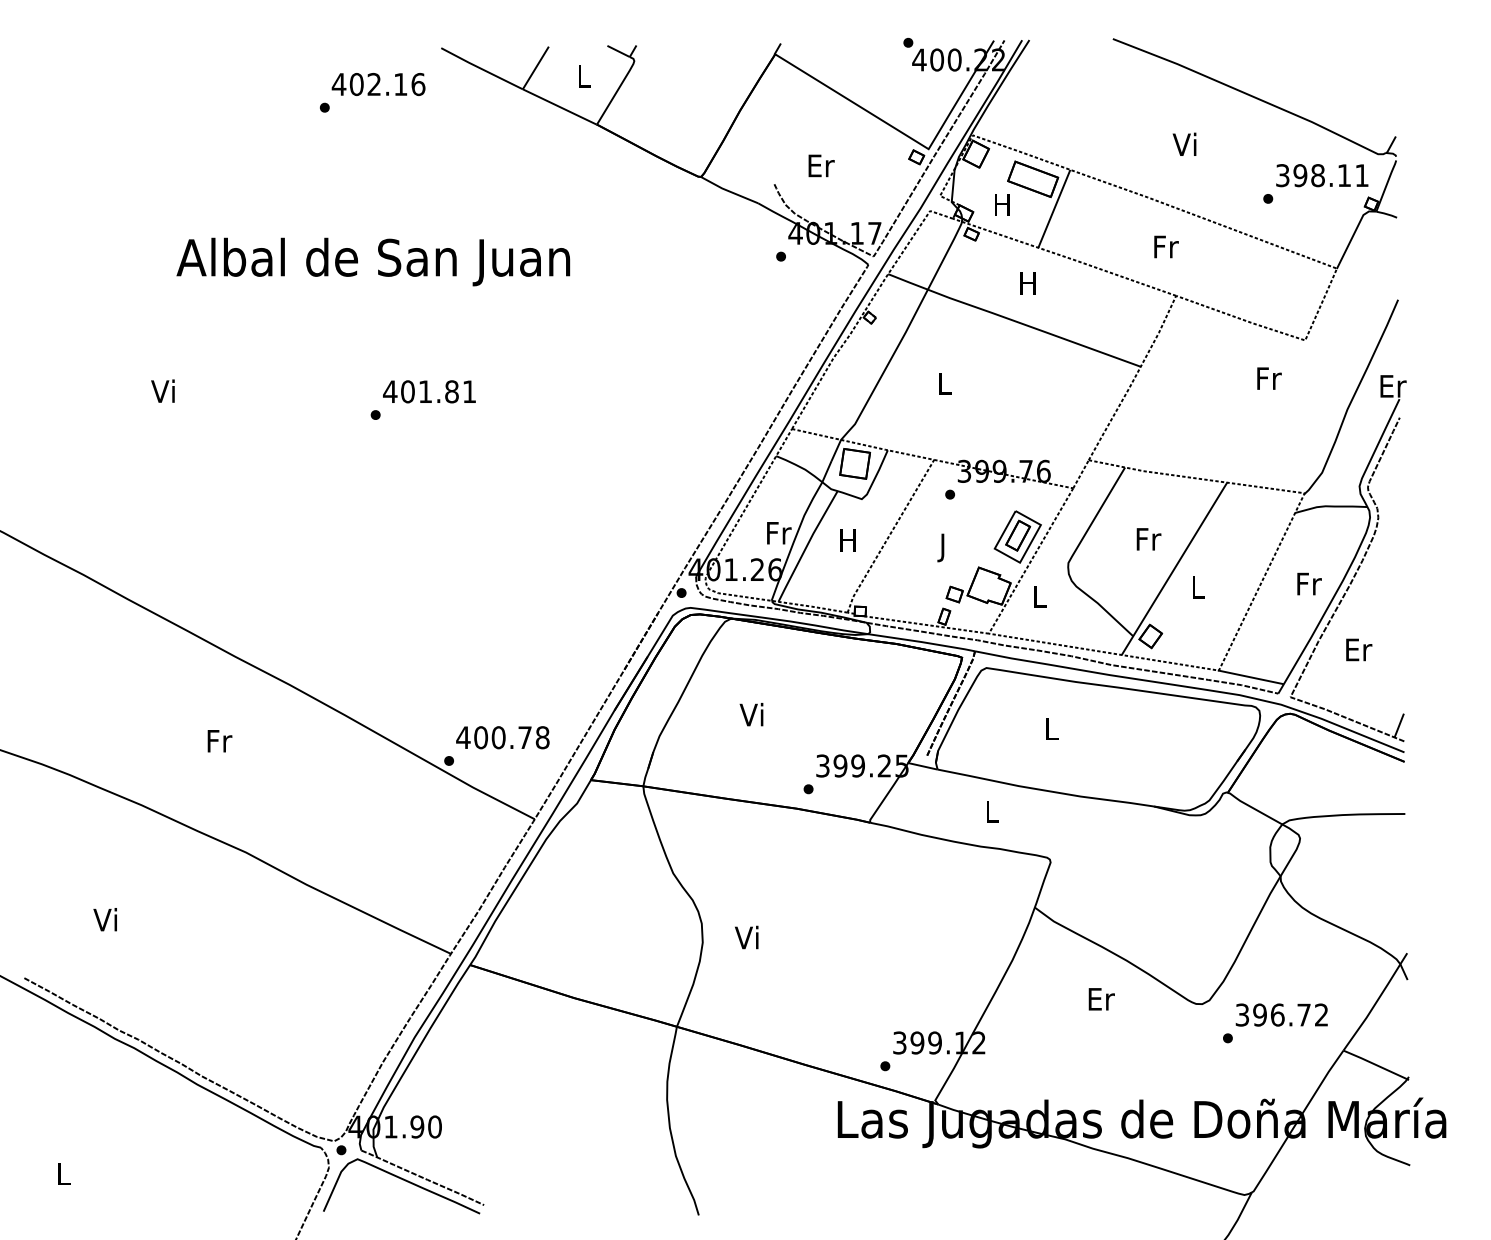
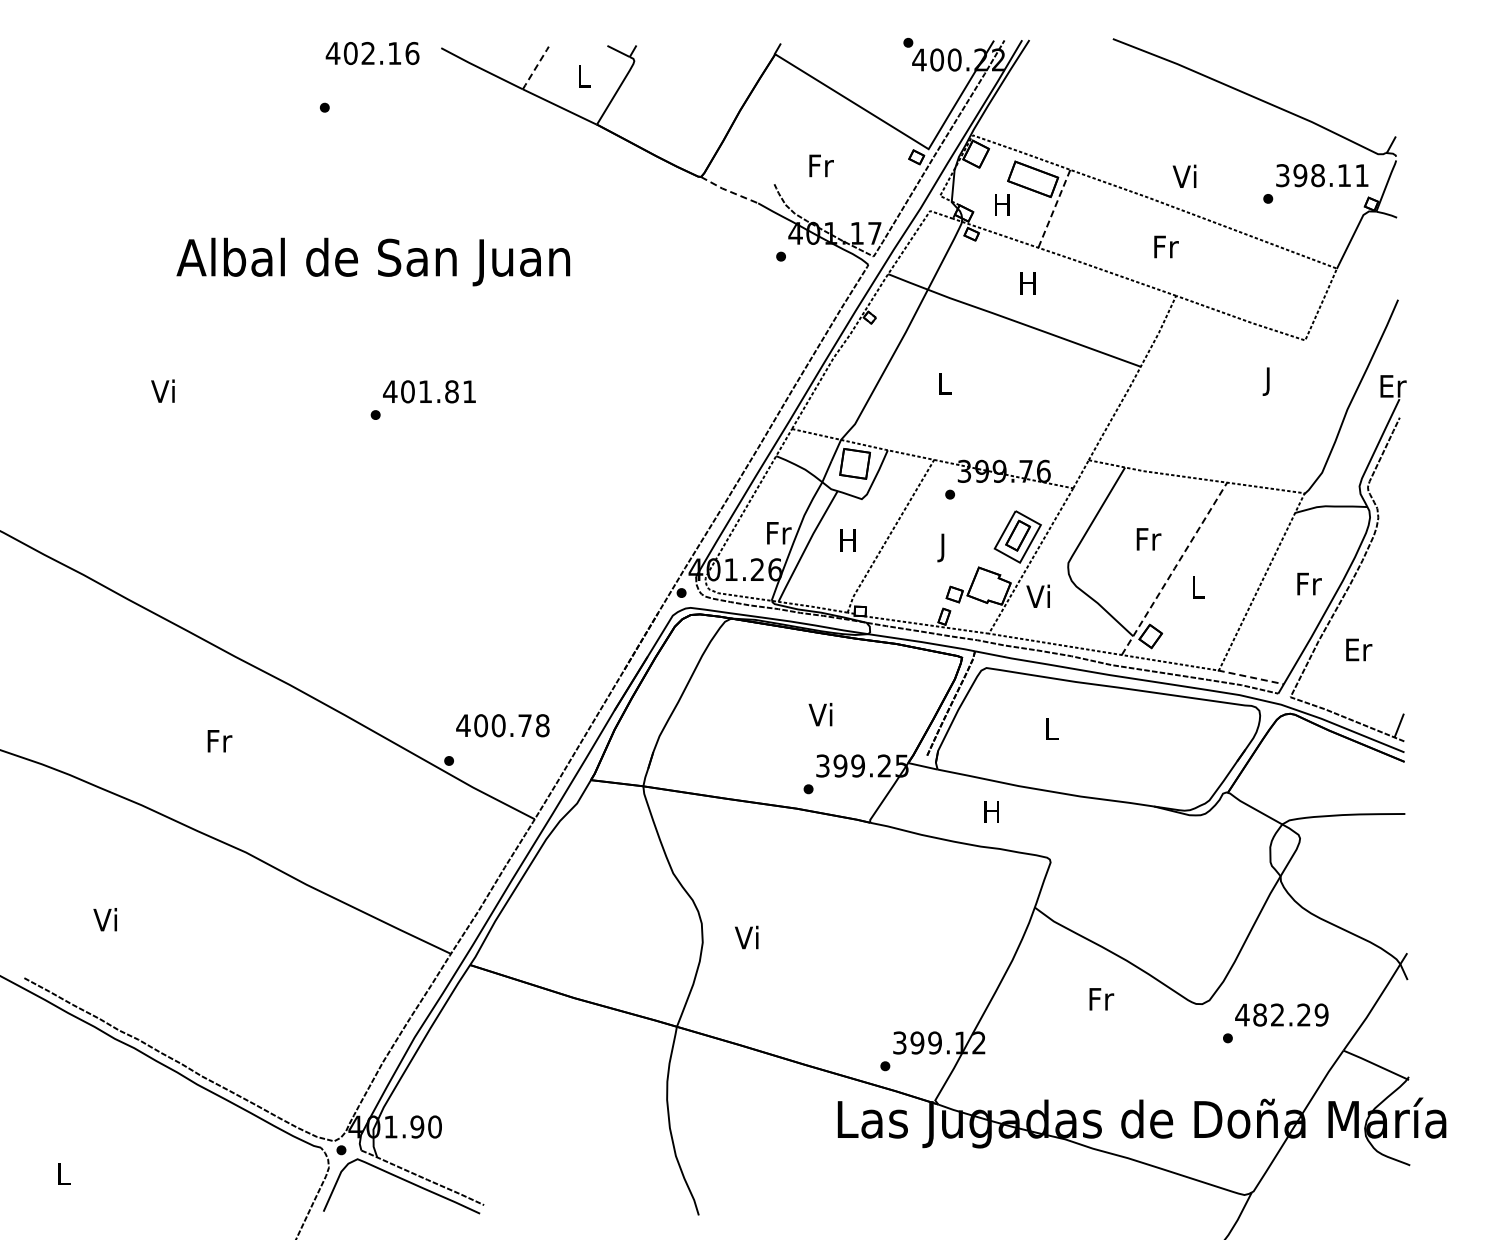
line: solid -> dashed (536, 67)
text position: (378, 84) -> (372, 53) (372, 53)
text position: (1184, 143) -> (1184, 175) (1184, 175)
text: Er -> Fr (821, 165)
line: solid -> dashed (728, 191)
line: solid -> dashed (1054, 209)
text: Fr -> J (1269, 381)
line: solid -> dashed (1174, 568)
text: L -> Vi (1037, 595)
line: solid -> dashed (1250, 677)
text position: (751, 714) -> (820, 714) (820, 714)
text position: (502, 737) -> (502, 725) (502, 725)
text: L -> H (991, 811)
text: Er -> Fr (1101, 999)
text: 396.72 -> 482.29 (1281, 1014)
